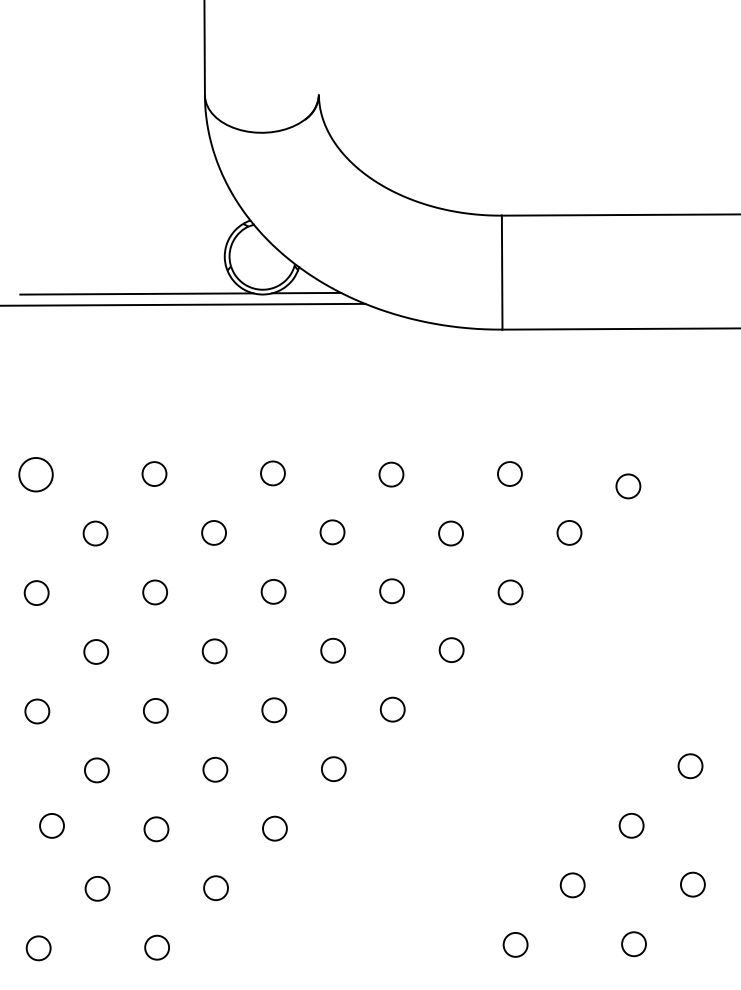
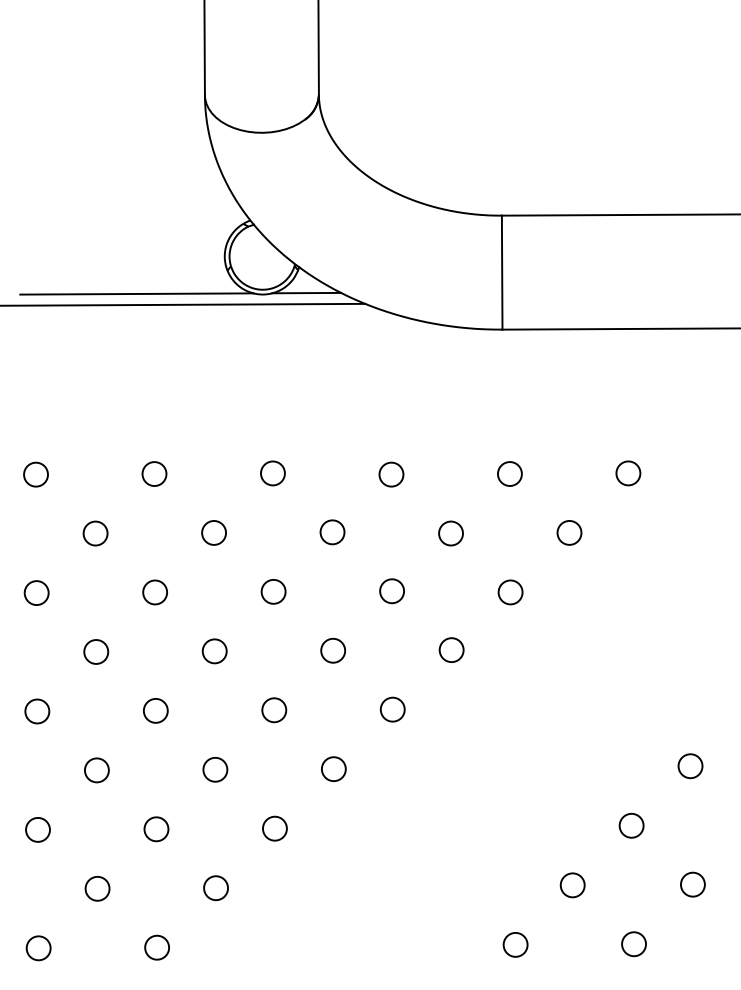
line: none -> present (318, 48)
circle size: 36x36 px -> 26x27 px (35, 474)
circle position: (628, 486) -> (628, 473) (628, 473)
circle position: (51, 825) -> (37, 829) (37, 829)
